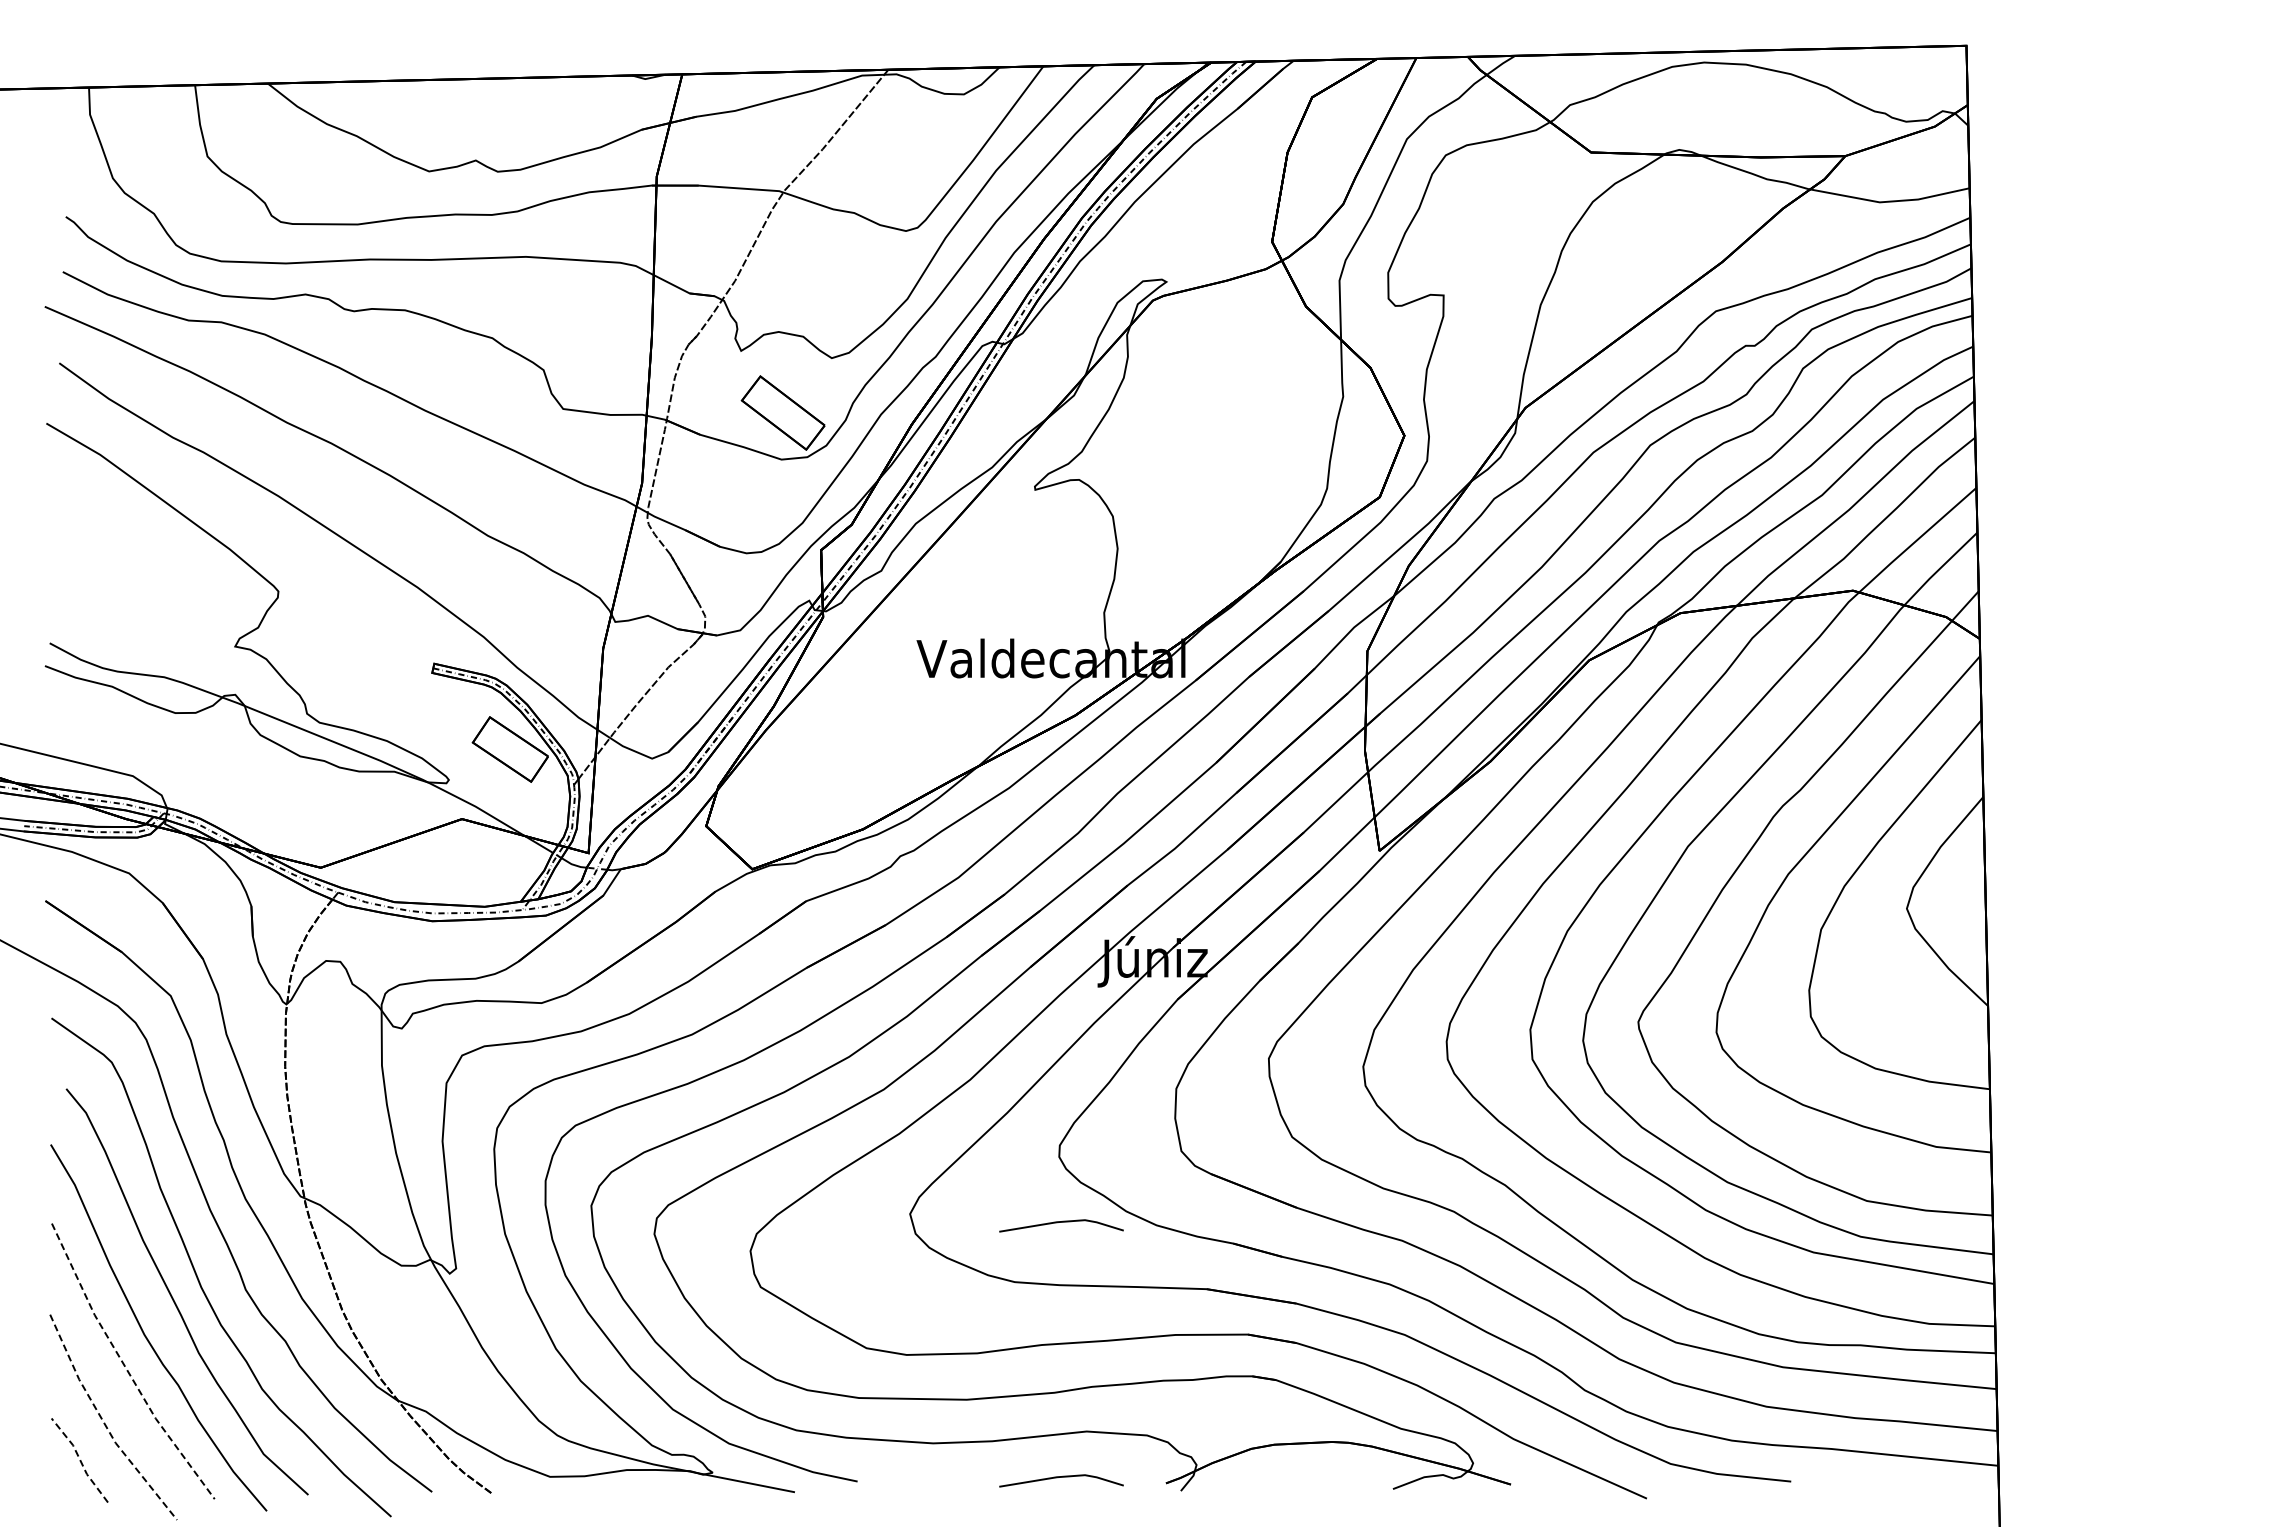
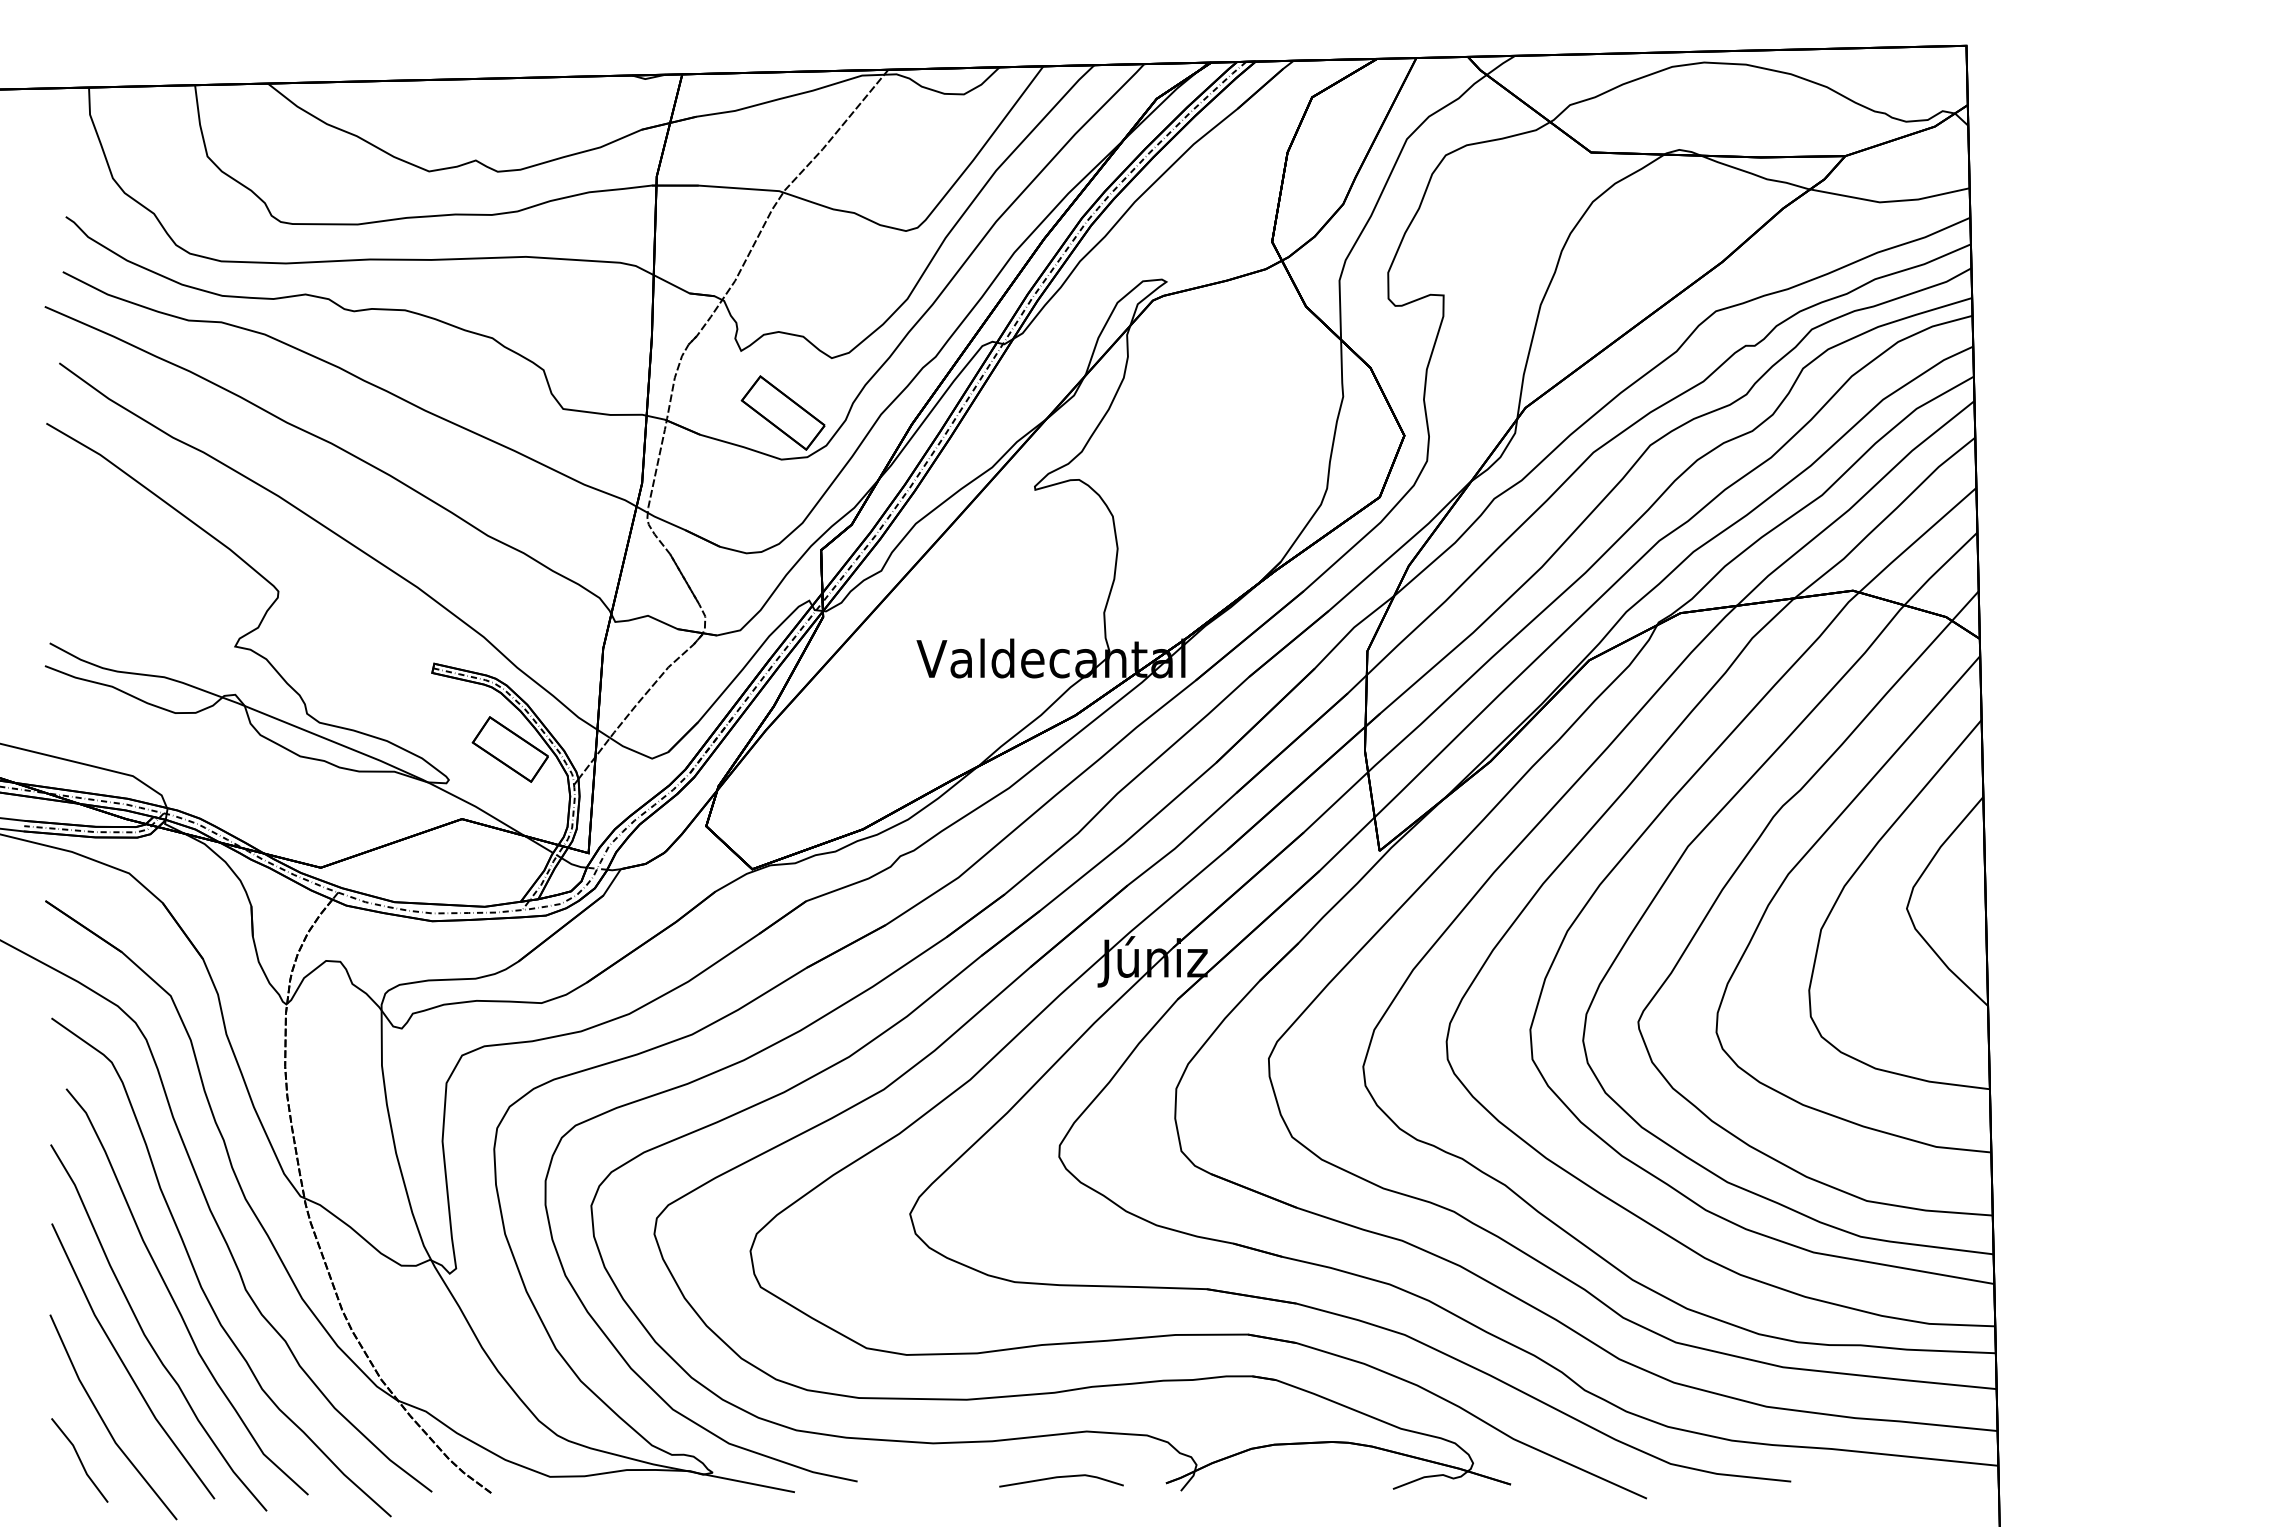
line: present -> none (1061, 1222)
line: dashed -> solid (125, 1366)
line: dashed -> solid (104, 1423)
line: dashed -> solid (80, 1460)
